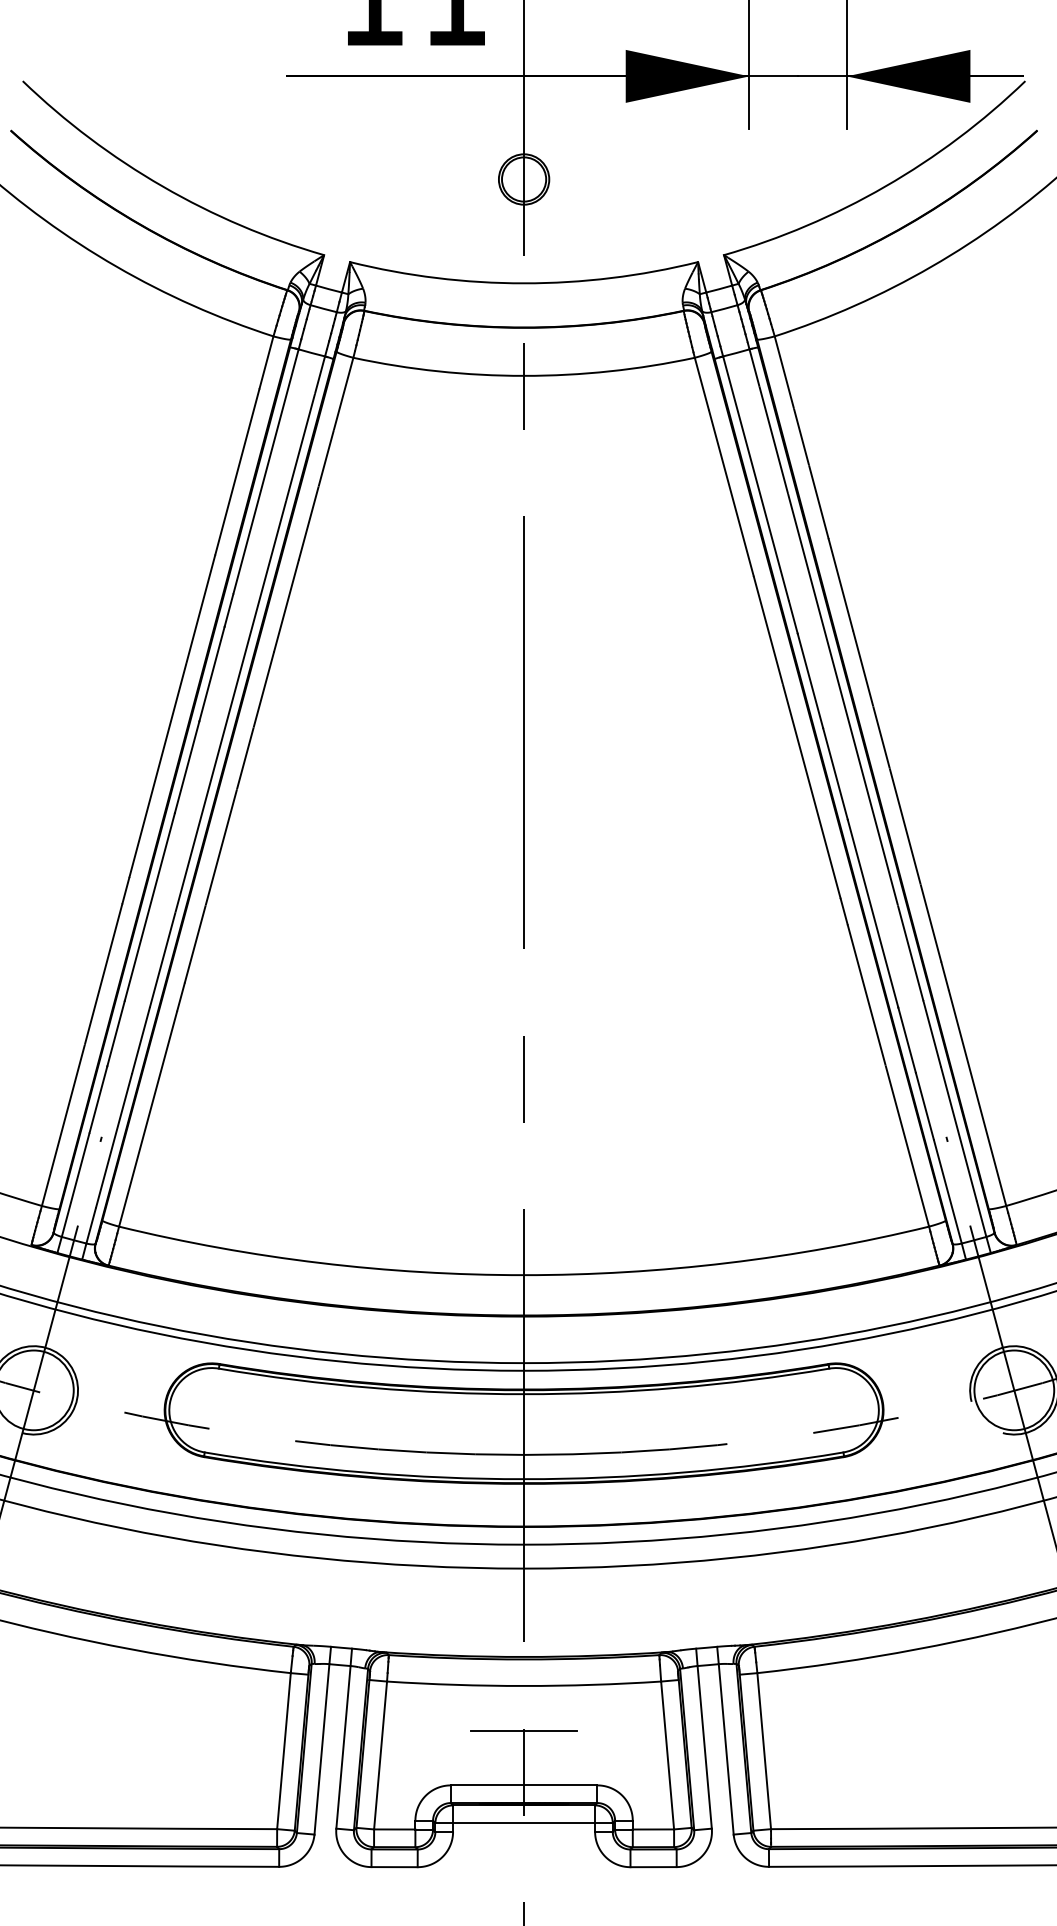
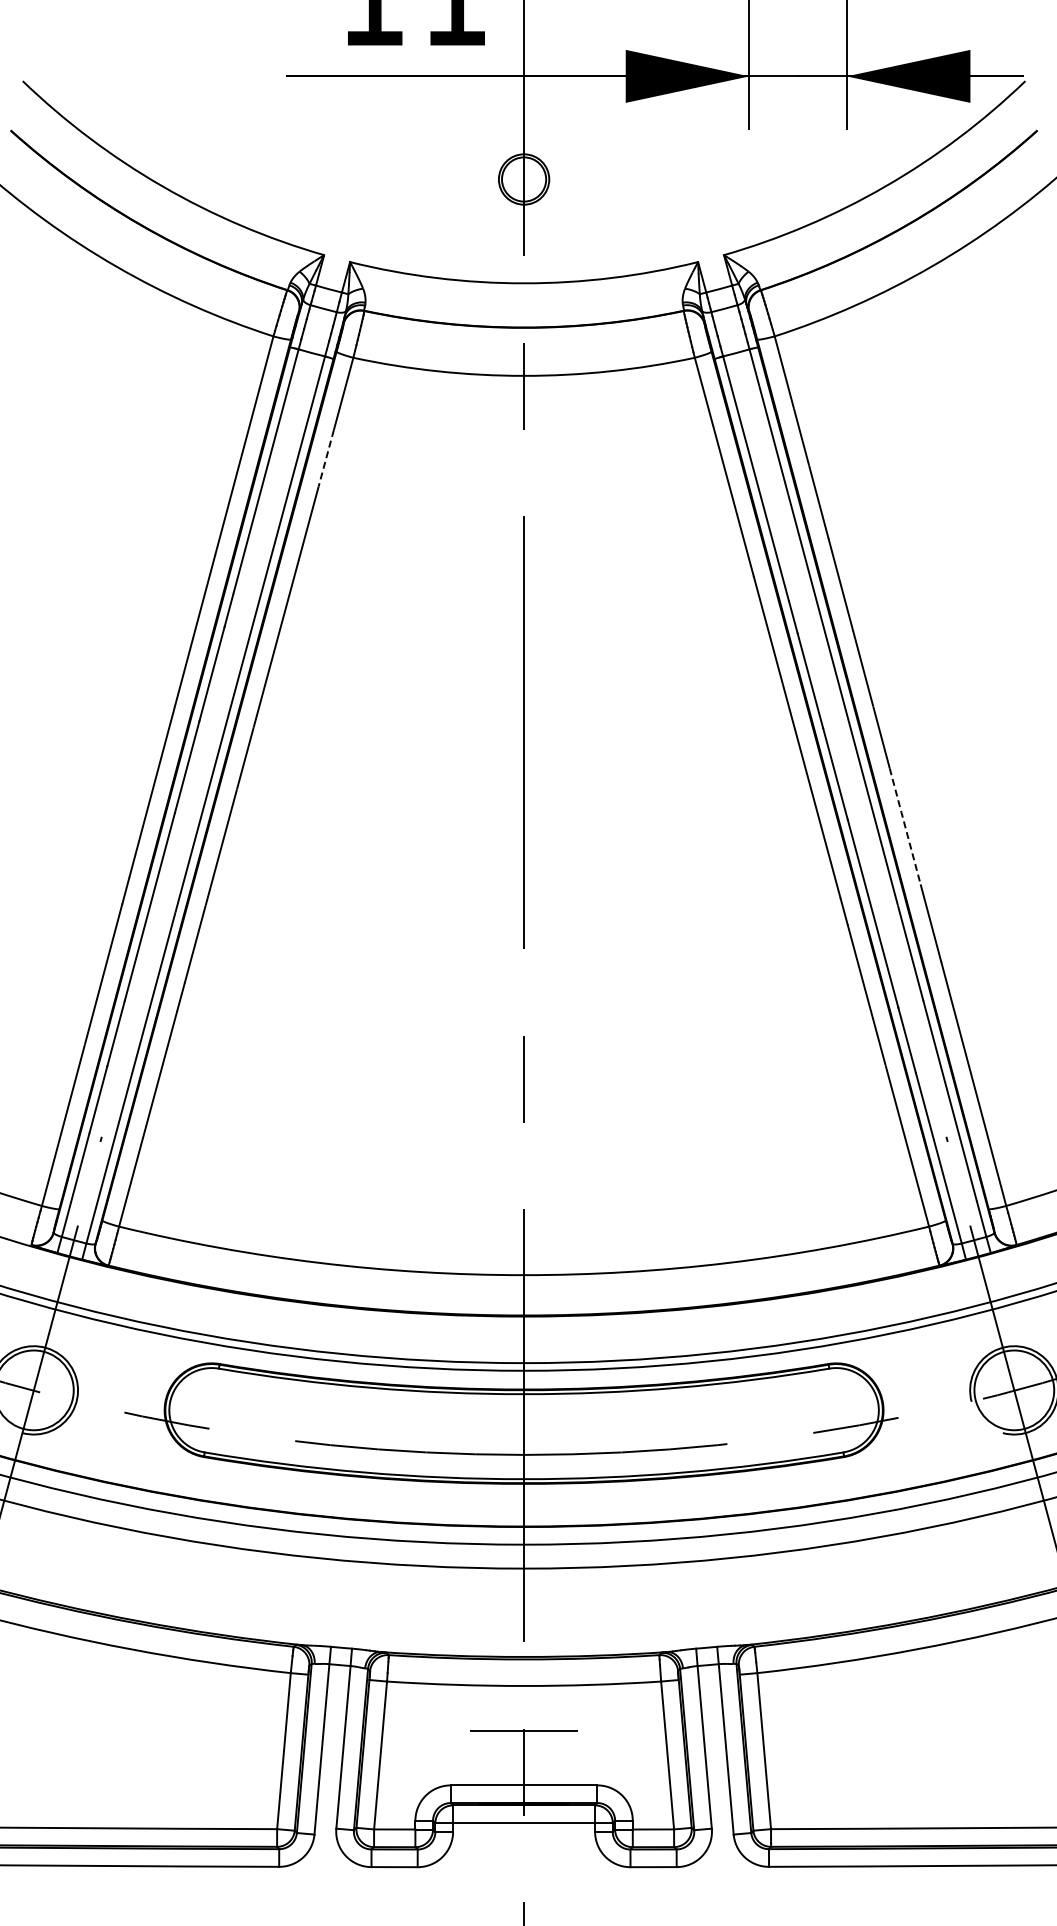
line: solid -> dashed (325, 459)
line: solid -> dashed (905, 826)
